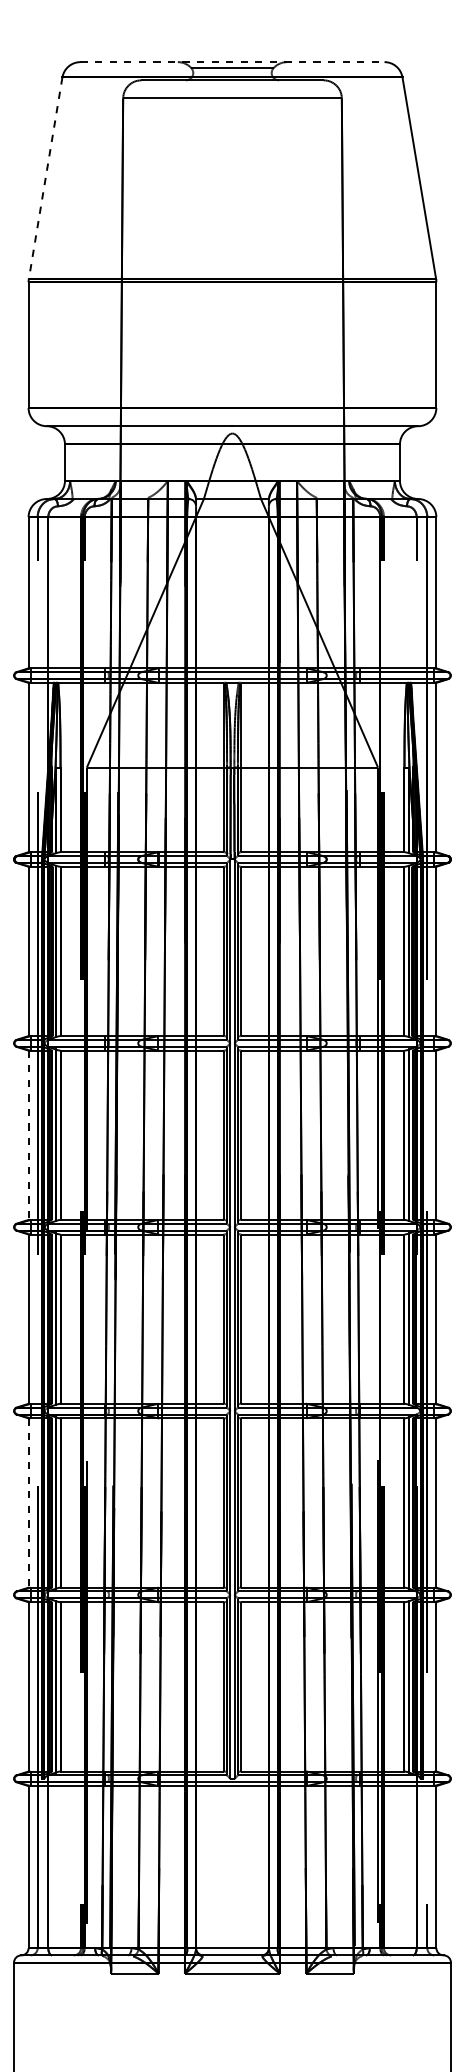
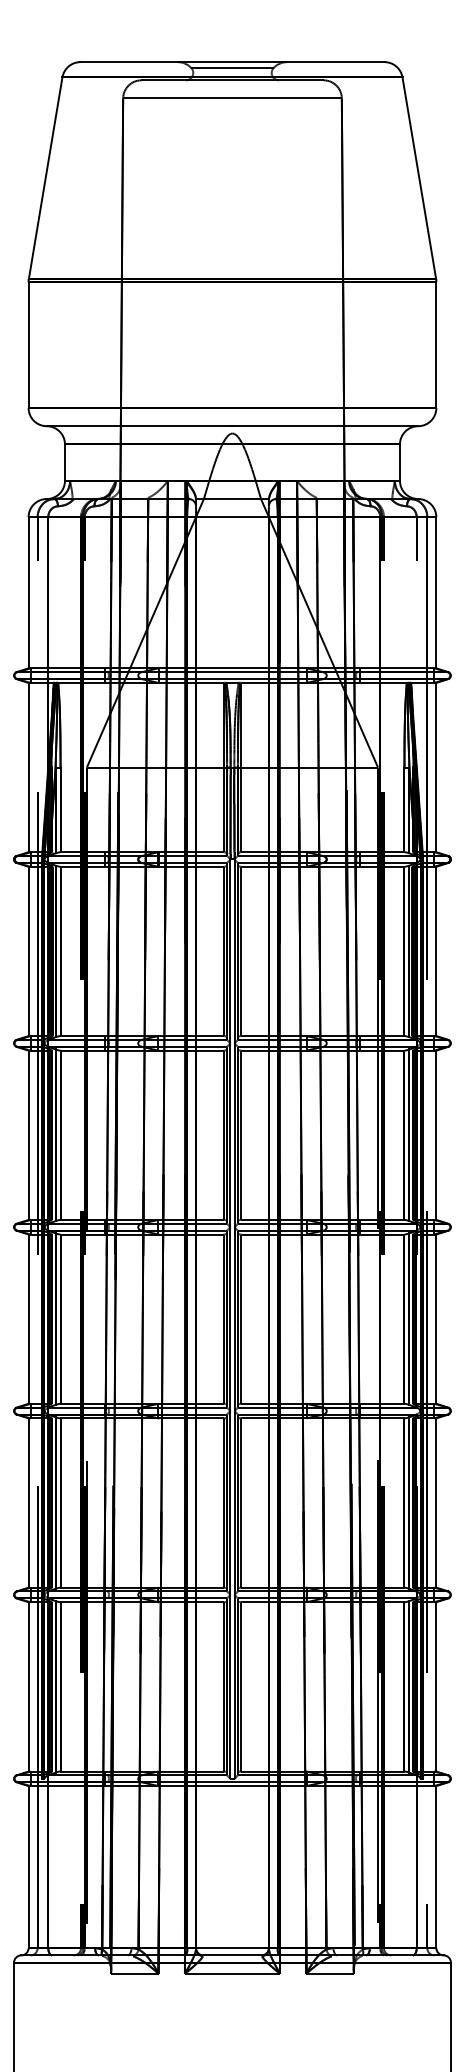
line: dashed -> solid (232, 62)
line: dashed -> solid (45, 178)
line: dashed -> solid (28, 1135)
line: dashed -> solid (28, 1503)
